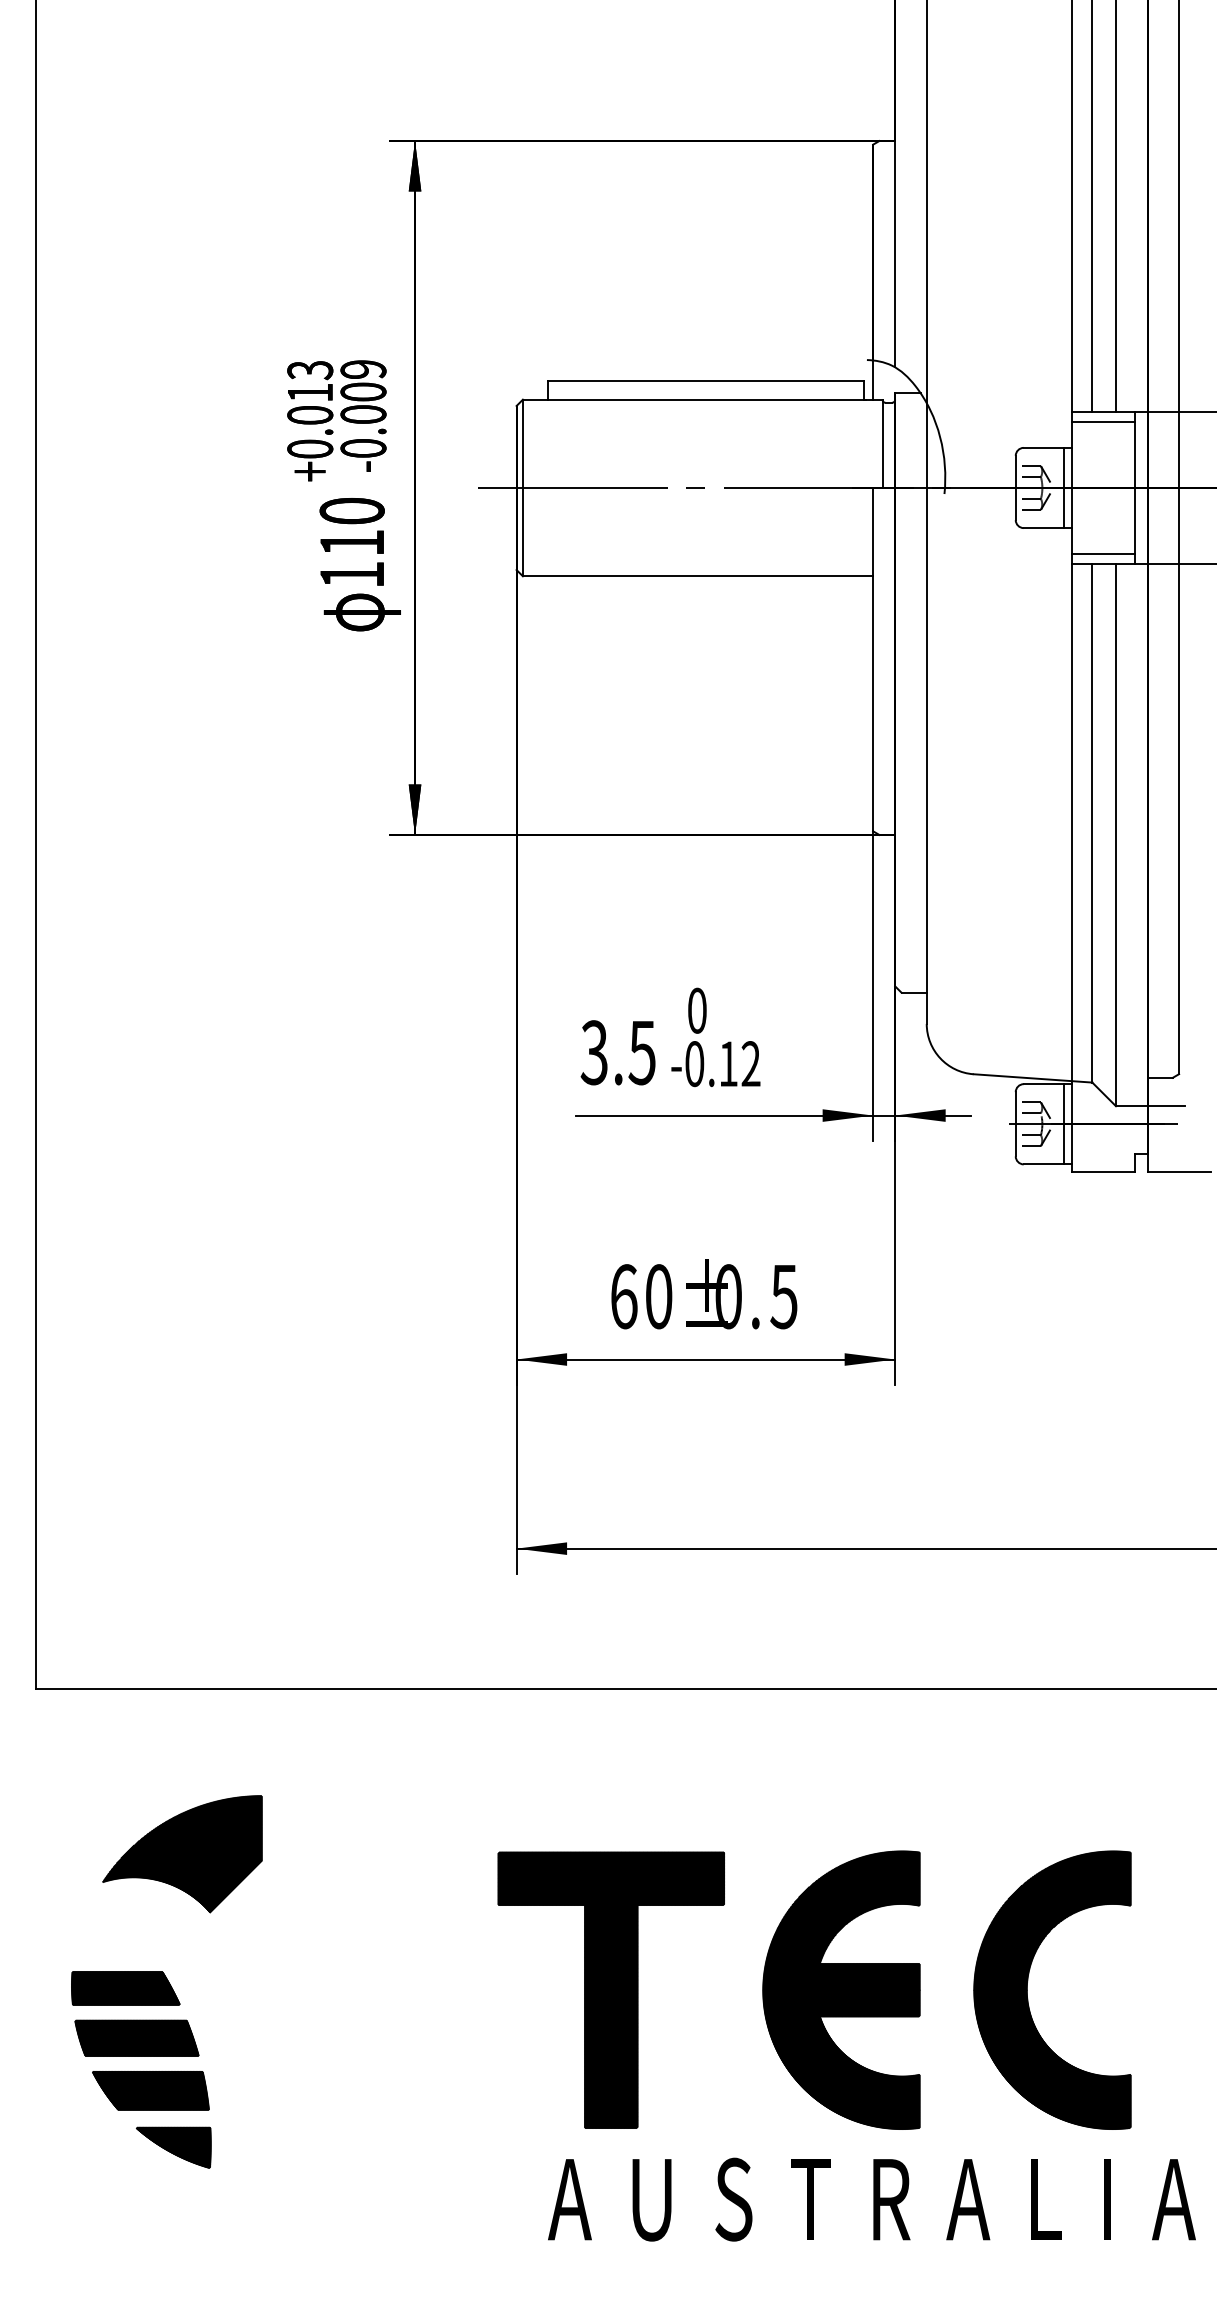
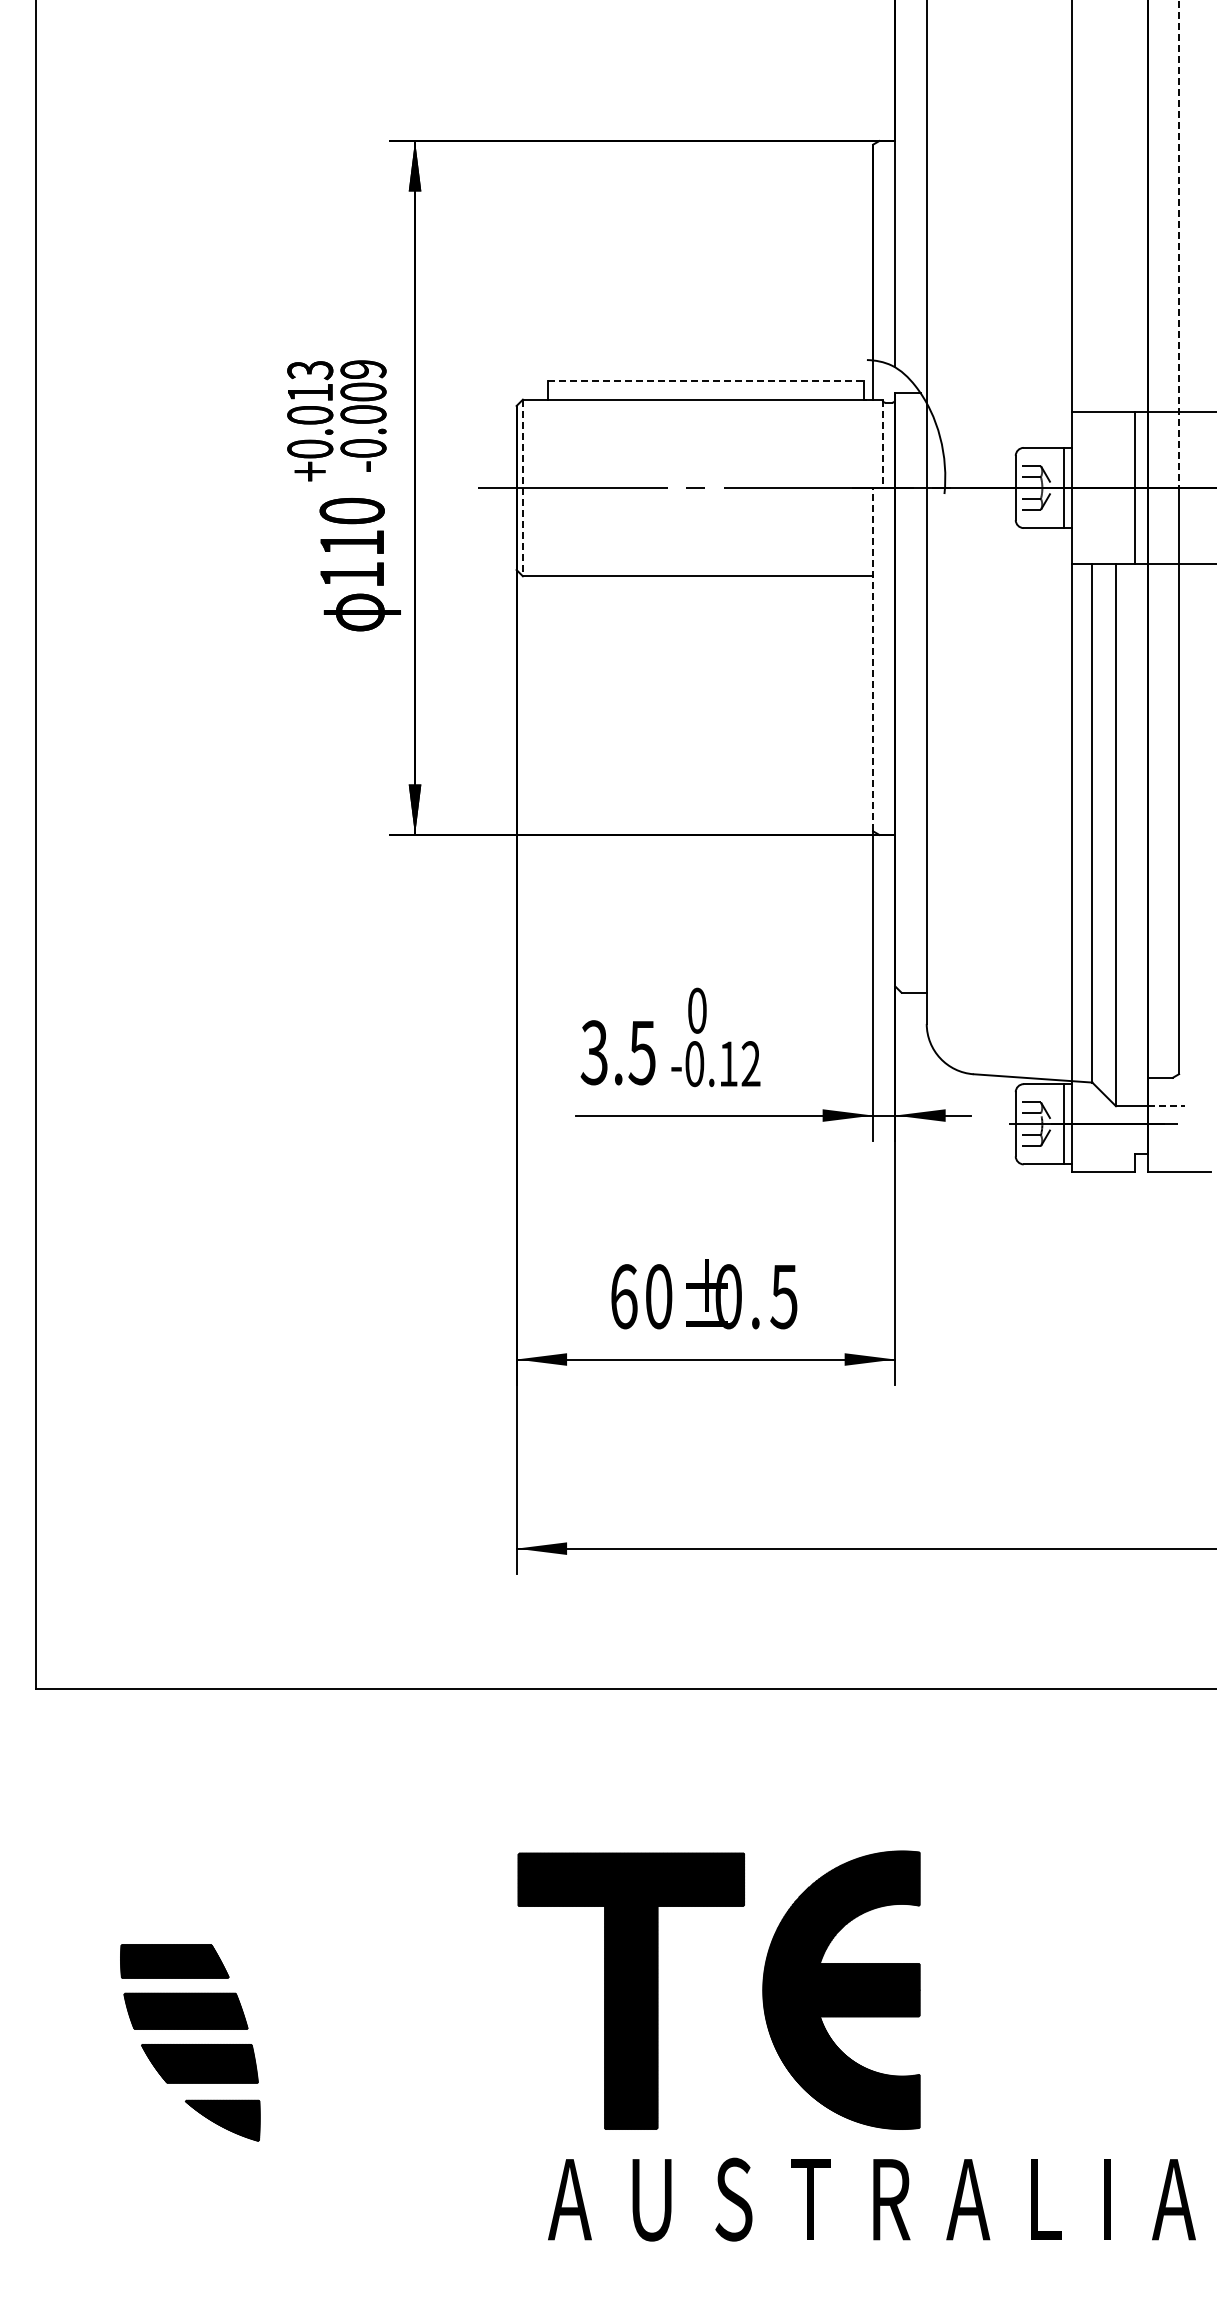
line: present -> none (1092, 207)
line: present -> none (1115, 207)
line: solid -> dashed (1179, 244)
line: solid -> dashed (705, 380)
line: present -> none (1102, 421)
line: solid -> dashed (882, 444)
line: solid -> dashed (522, 488)
line: present -> none (1102, 554)
line: solid -> dashed (873, 659)
line: solid -> dashed (1166, 1106)
part: present -> none (182, 1854)
part position: (610, 1989) -> (630, 1990) (630, 1990)
part: present -> none (1027, 1989)
part position: (141, 2069) -> (190, 2042) (190, 2042)
